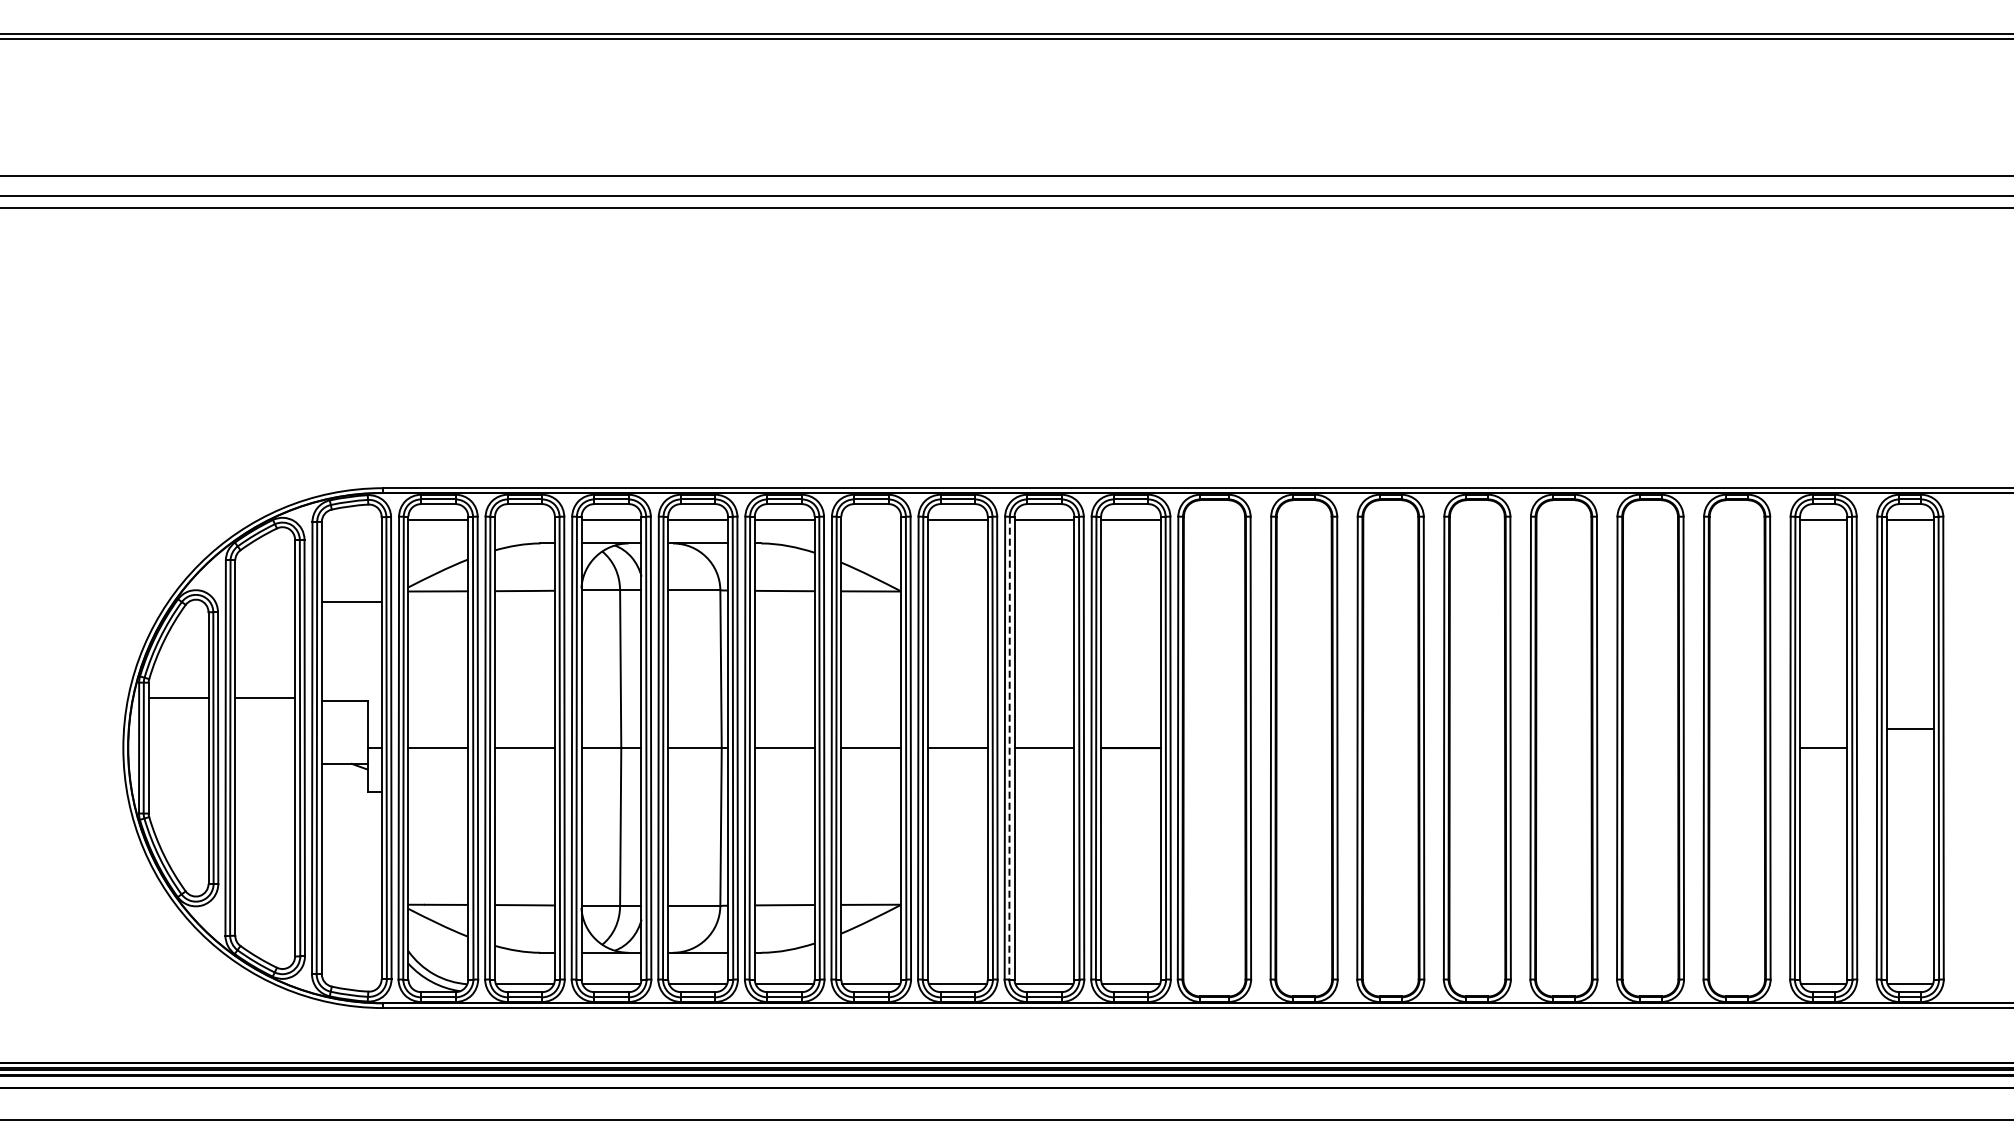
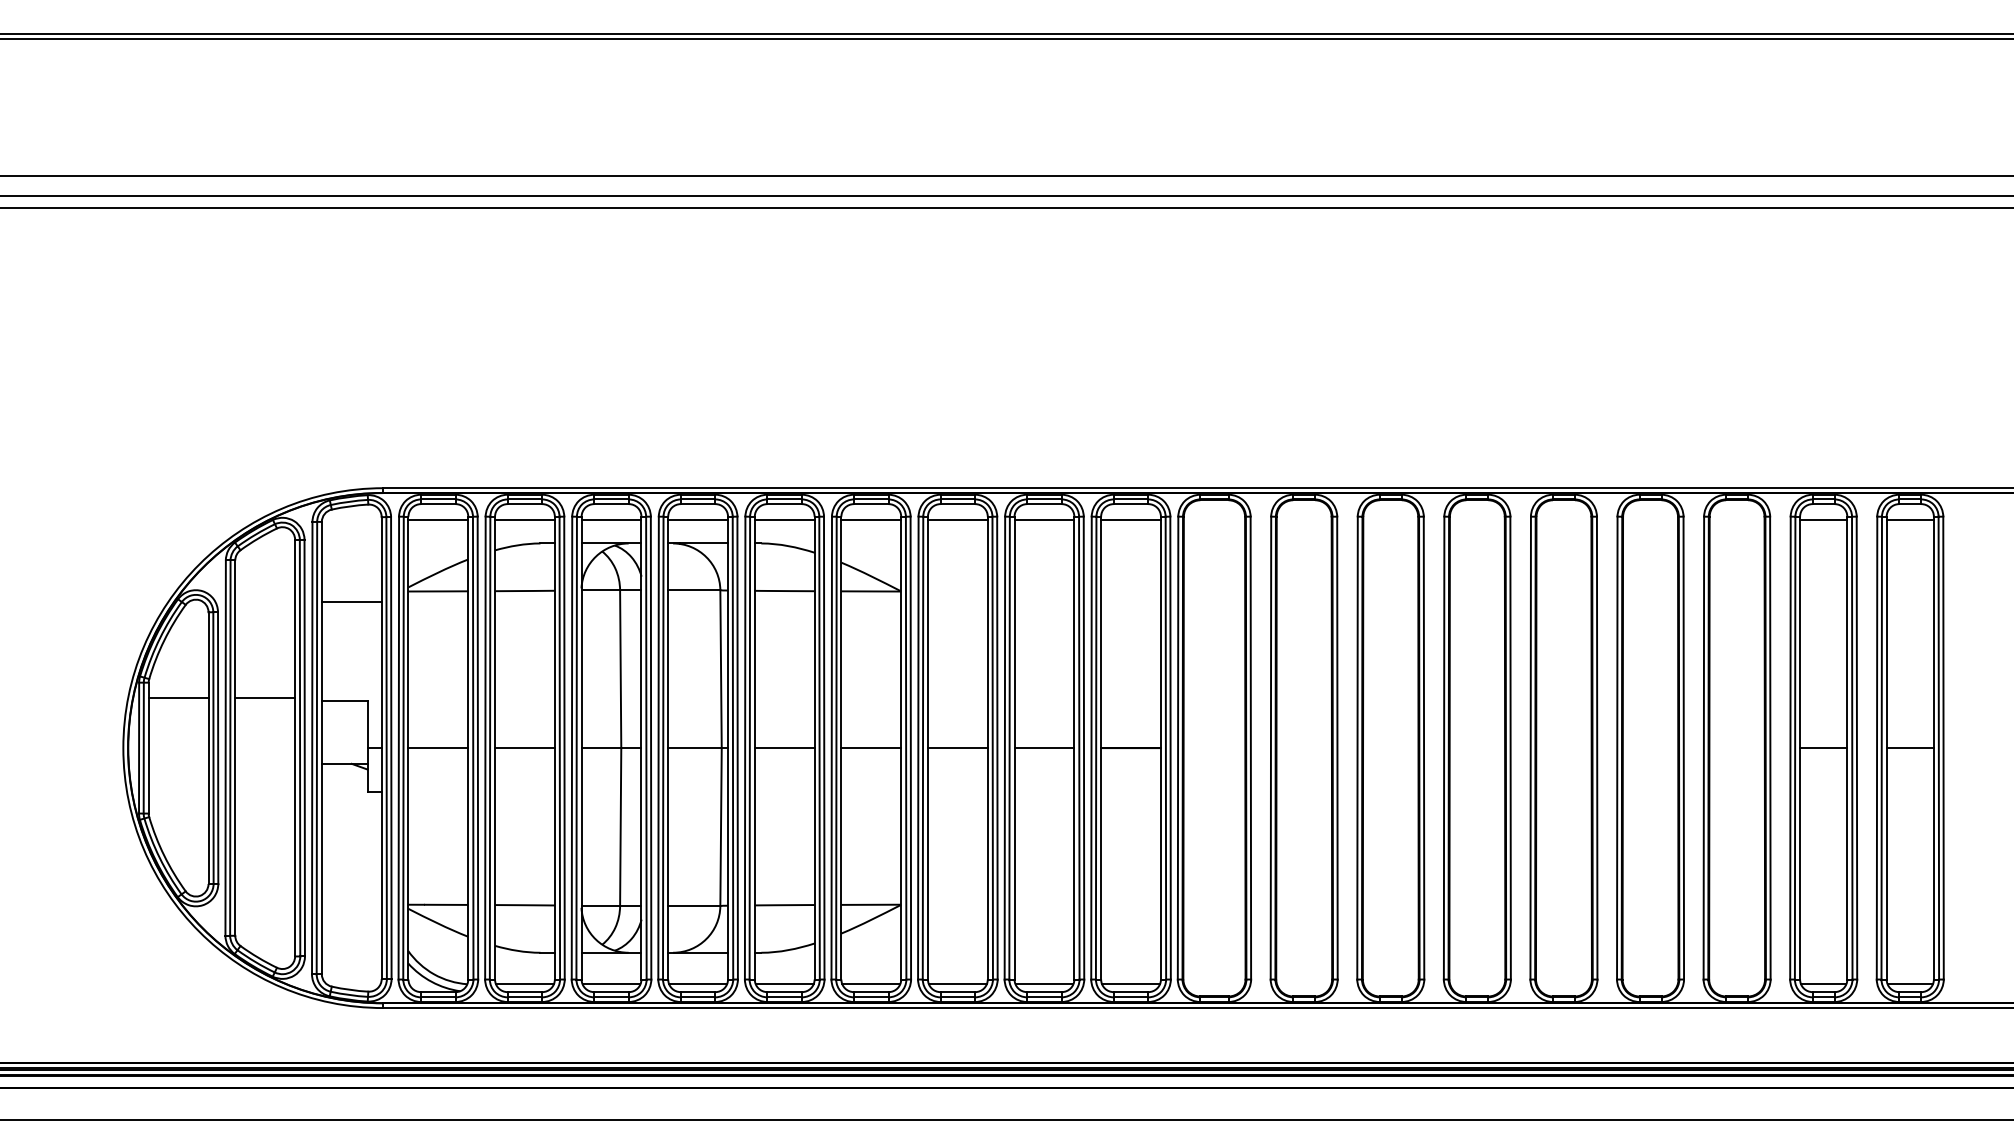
line: none -> present (524, 519)
line: none -> present (871, 519)
line position: (1909, 729) -> (1909, 748) (1909, 748)
line: dashed -> solid (1009, 748)
